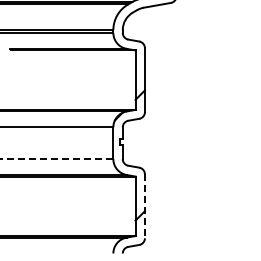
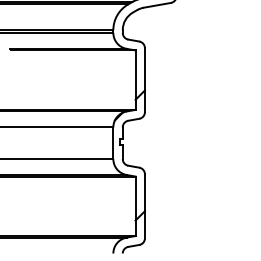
line: dashed -> solid (56, 159)
line: dashed -> solid (144, 206)
